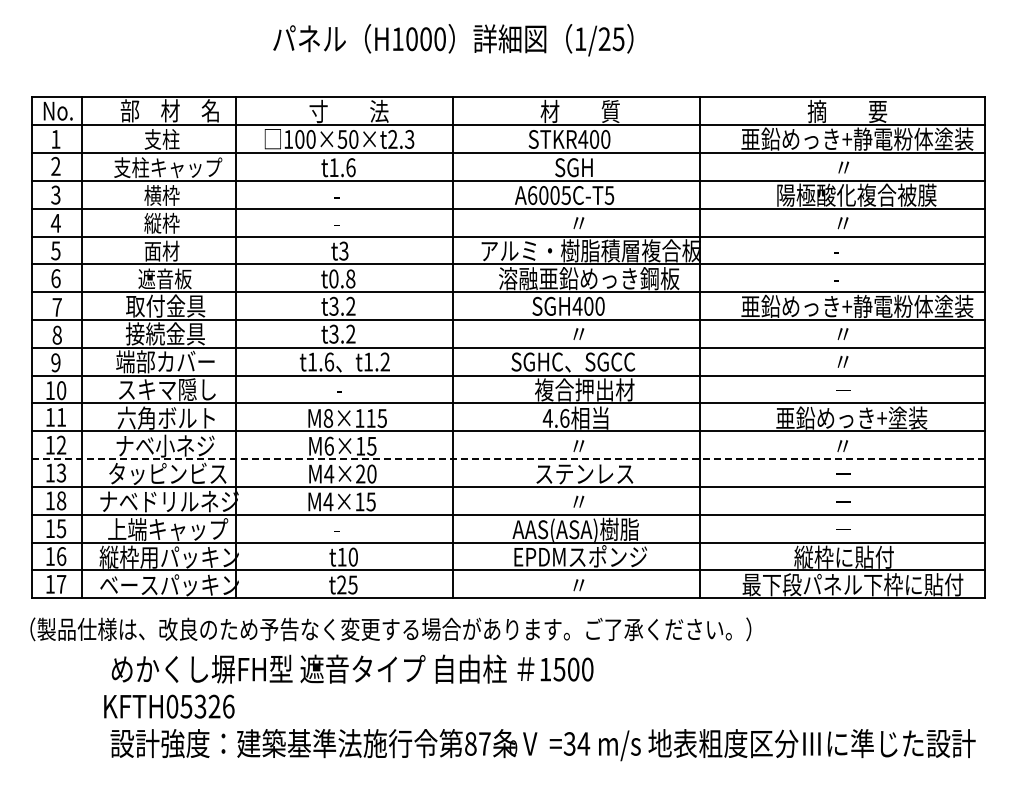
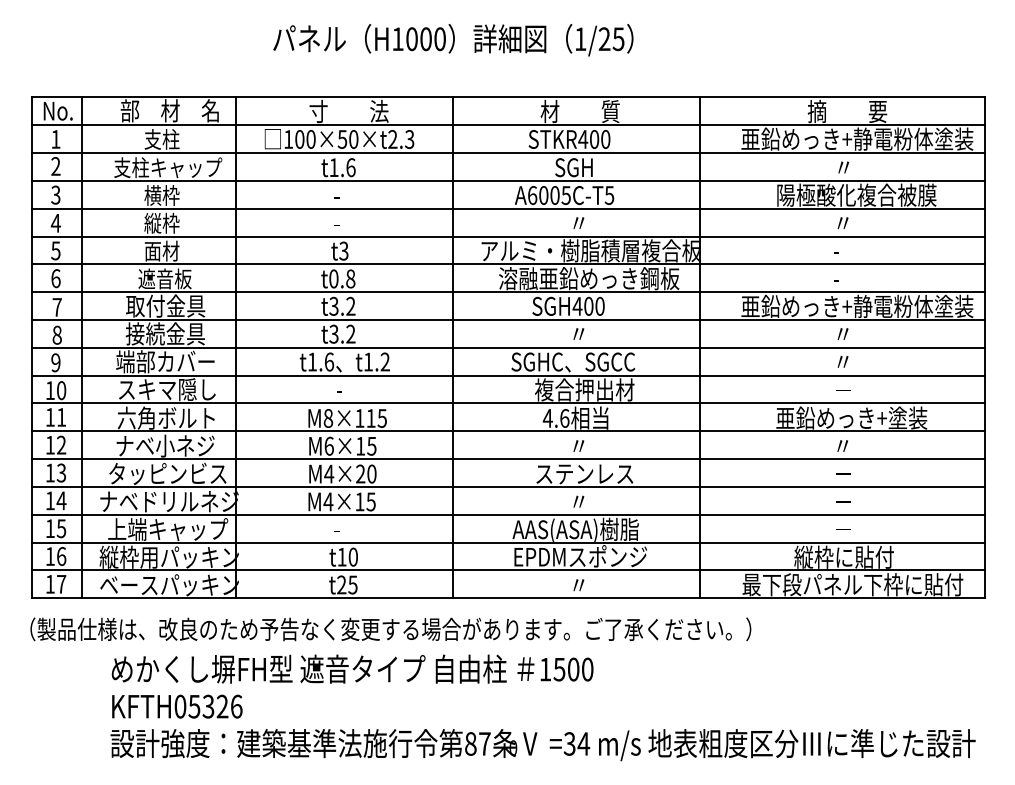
line: dashed -> solid (508, 459)
text: 18 -> 14 (61, 500)
text position: (169, 706) -> (177, 706) (177, 706)
